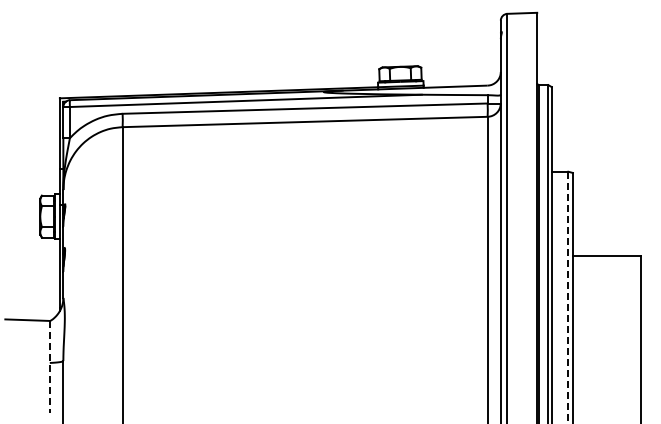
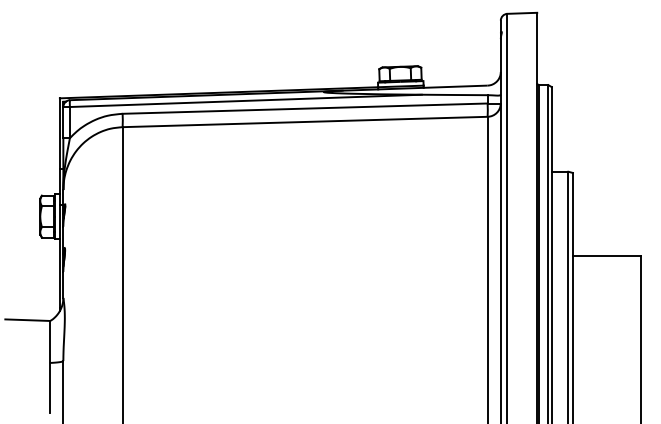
line: dashed -> solid (568, 297)
line: dashed -> solid (49, 366)
